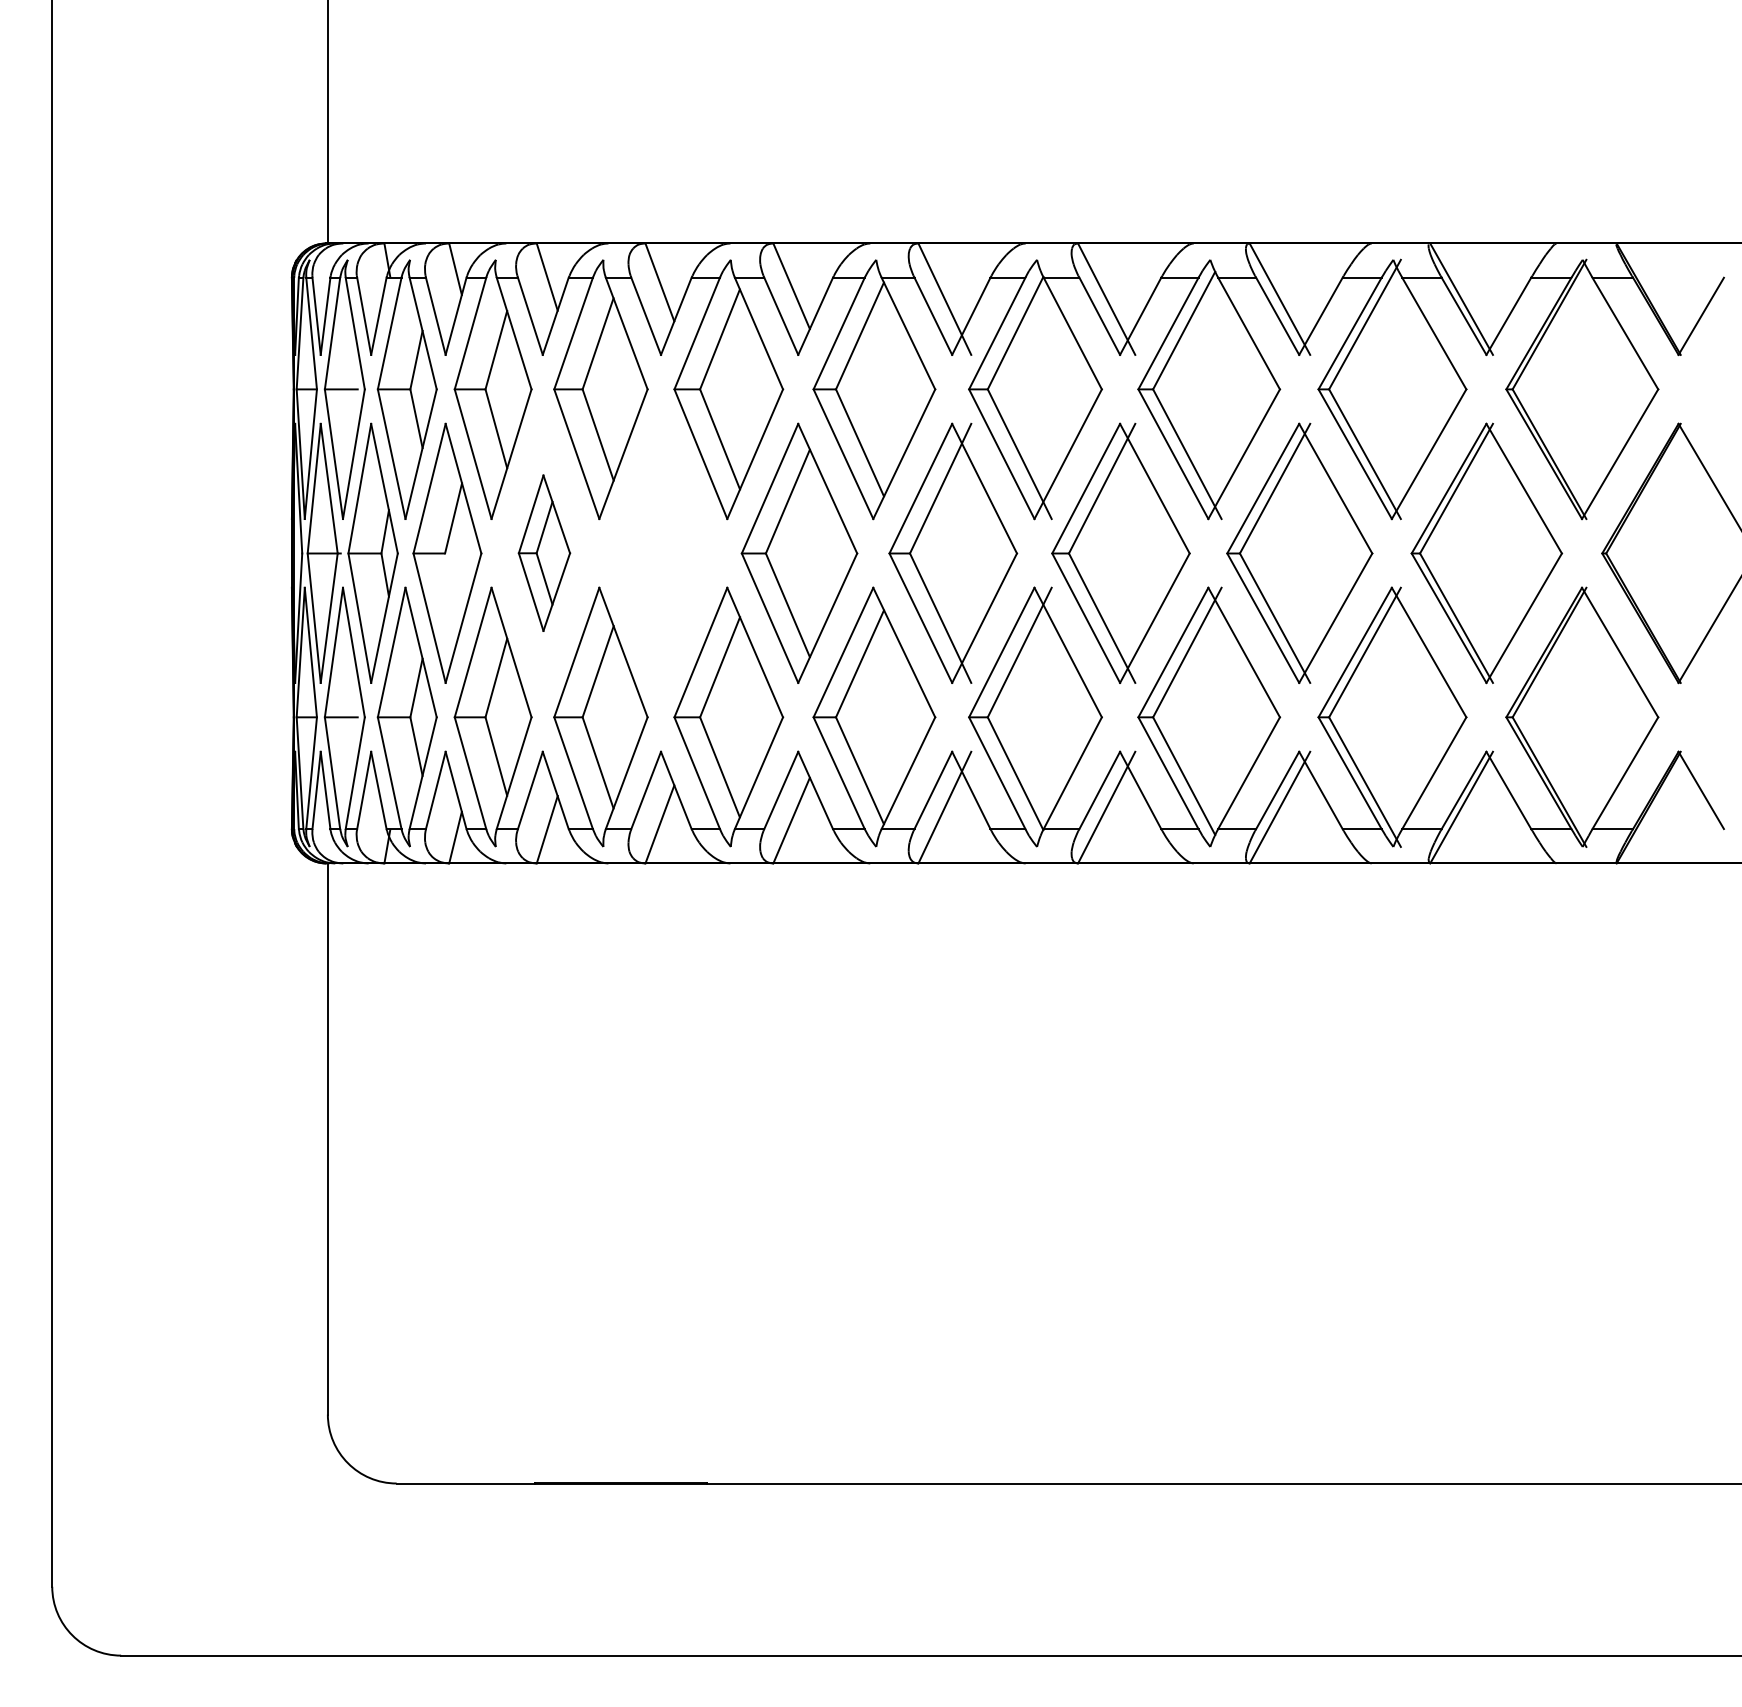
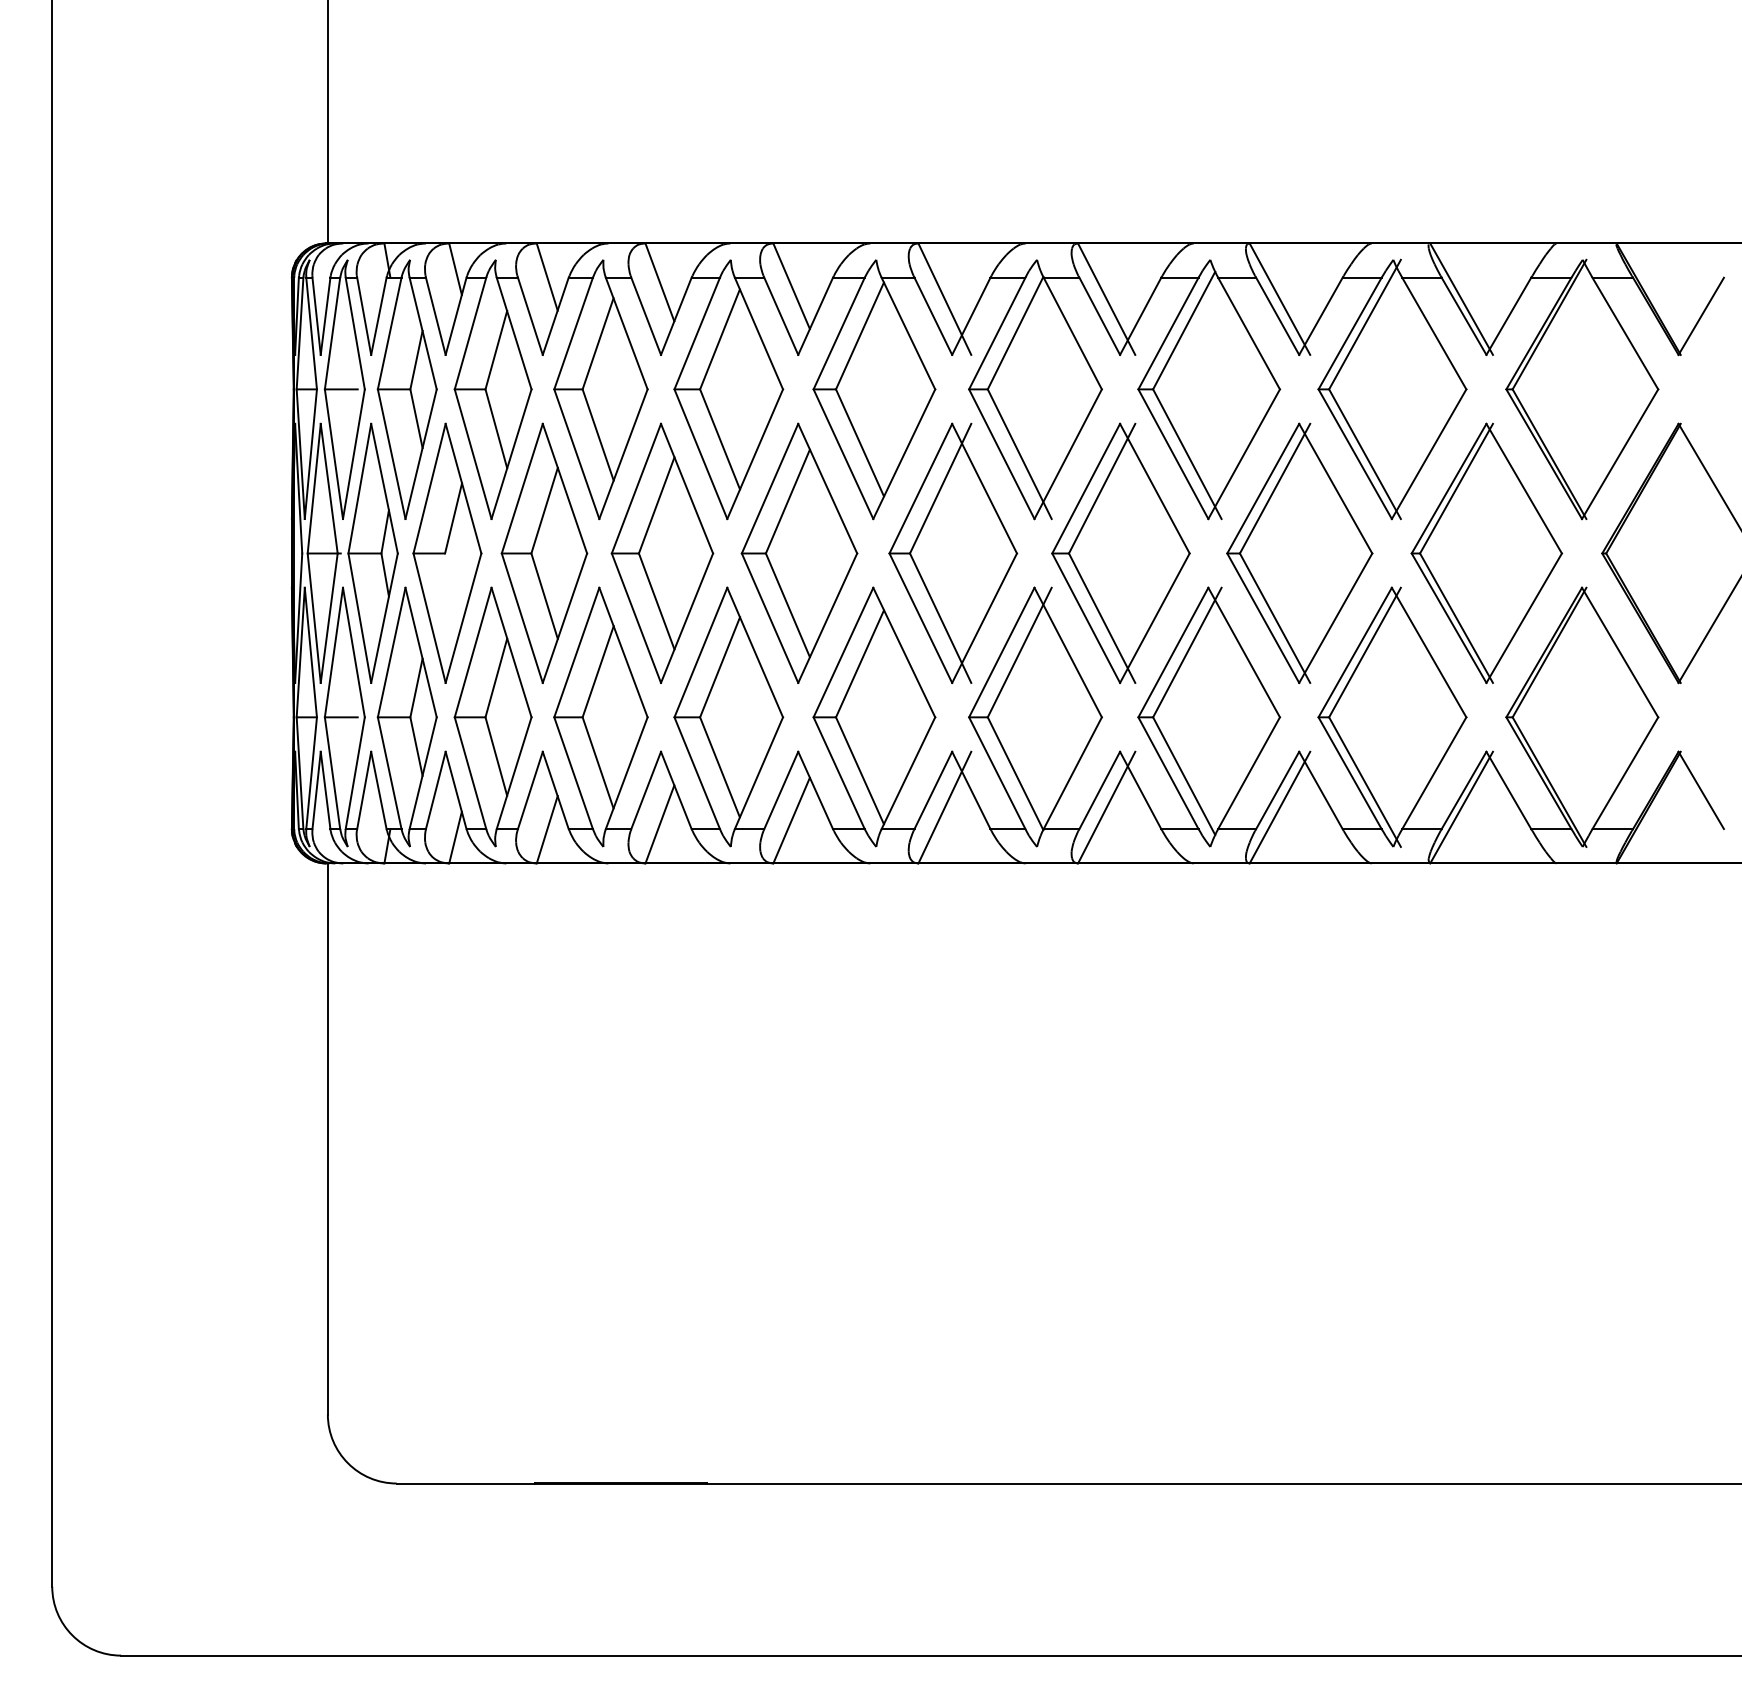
part size: 55x158 px -> 89x262 px (544, 552)
part: none -> present (662, 552)
